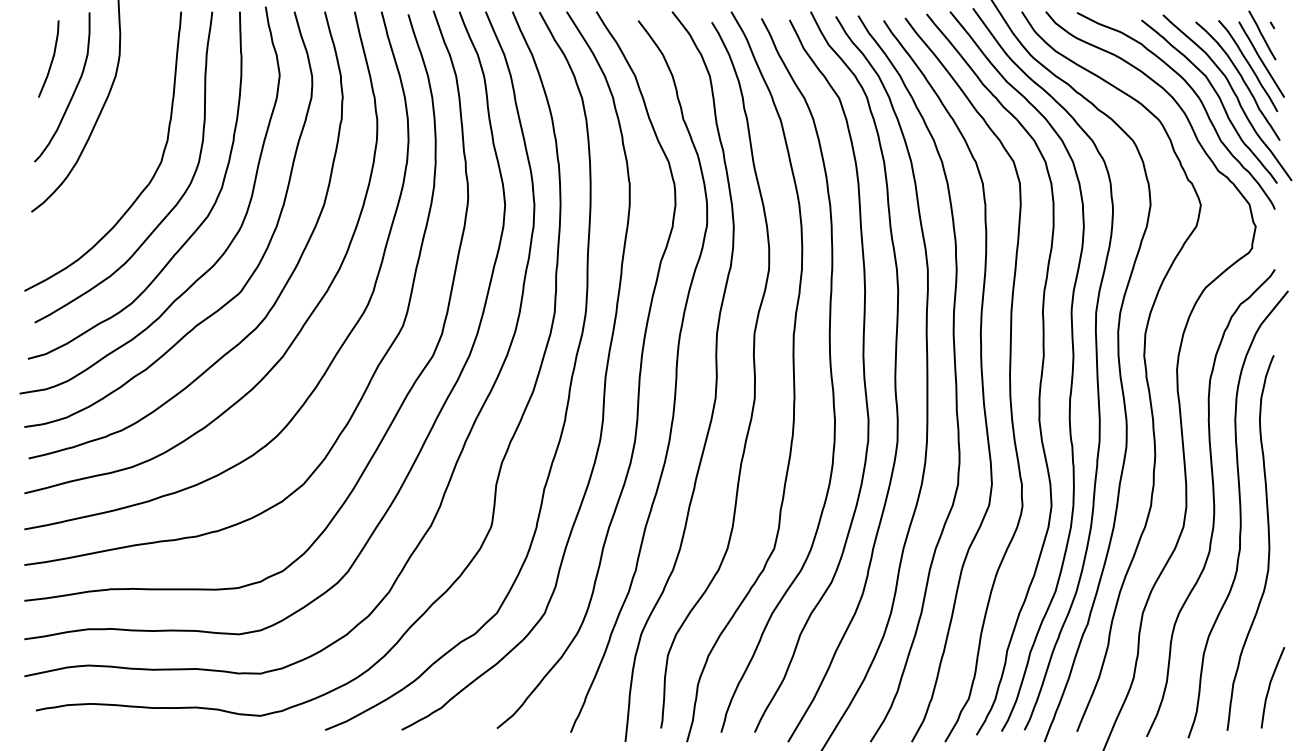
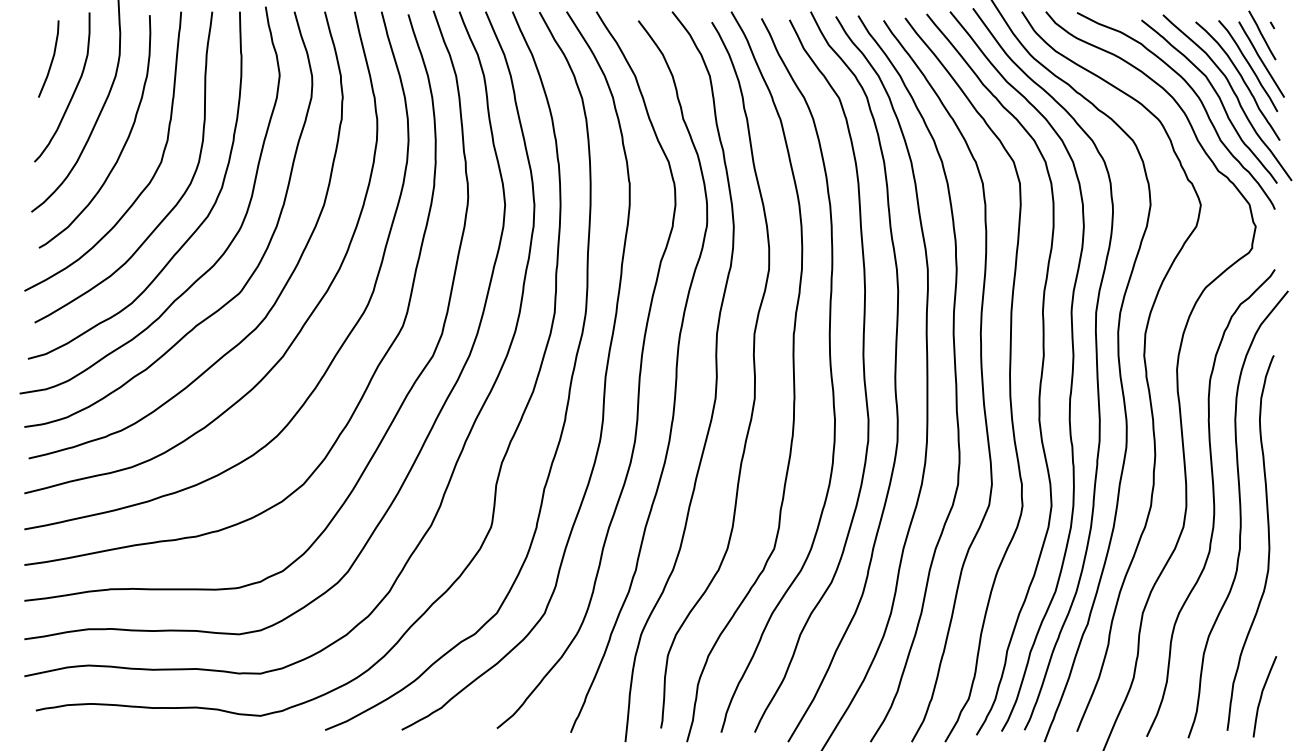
curve: none -> present (123, 145)
curve position: (1270, 687) -> (1262, 696) (1262, 696)
